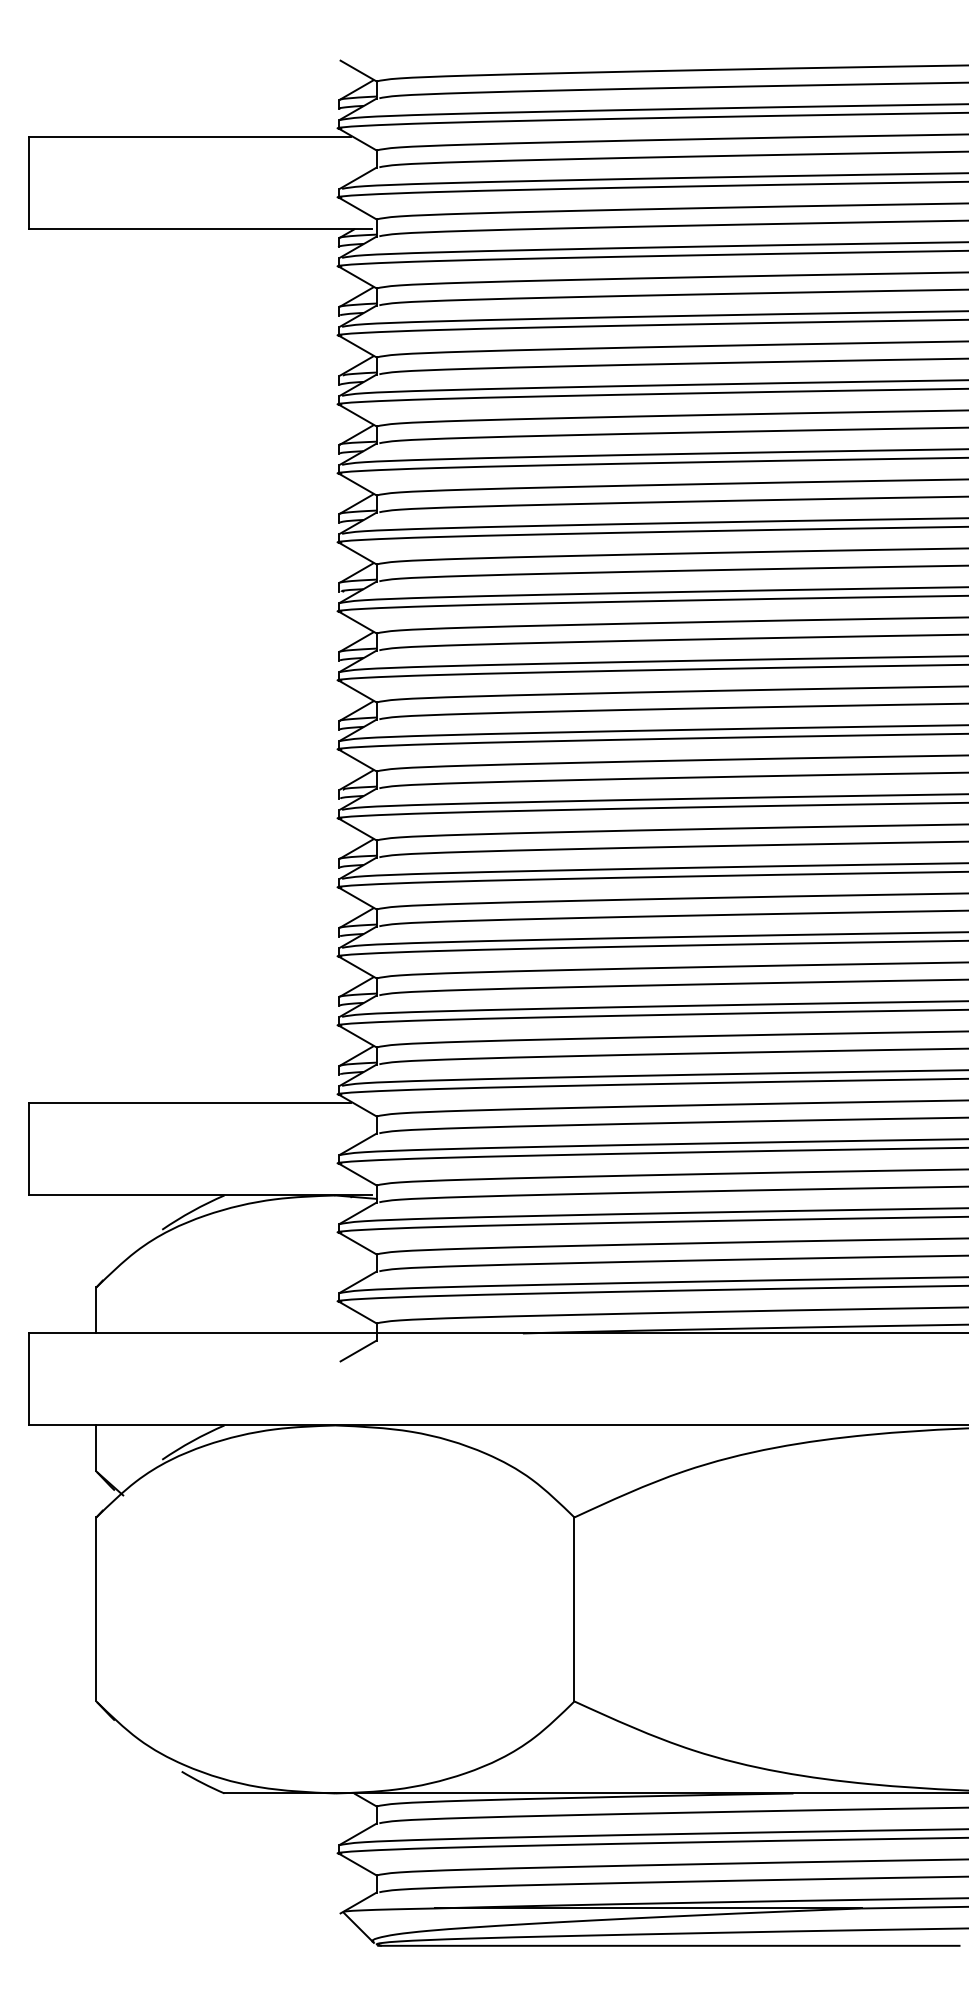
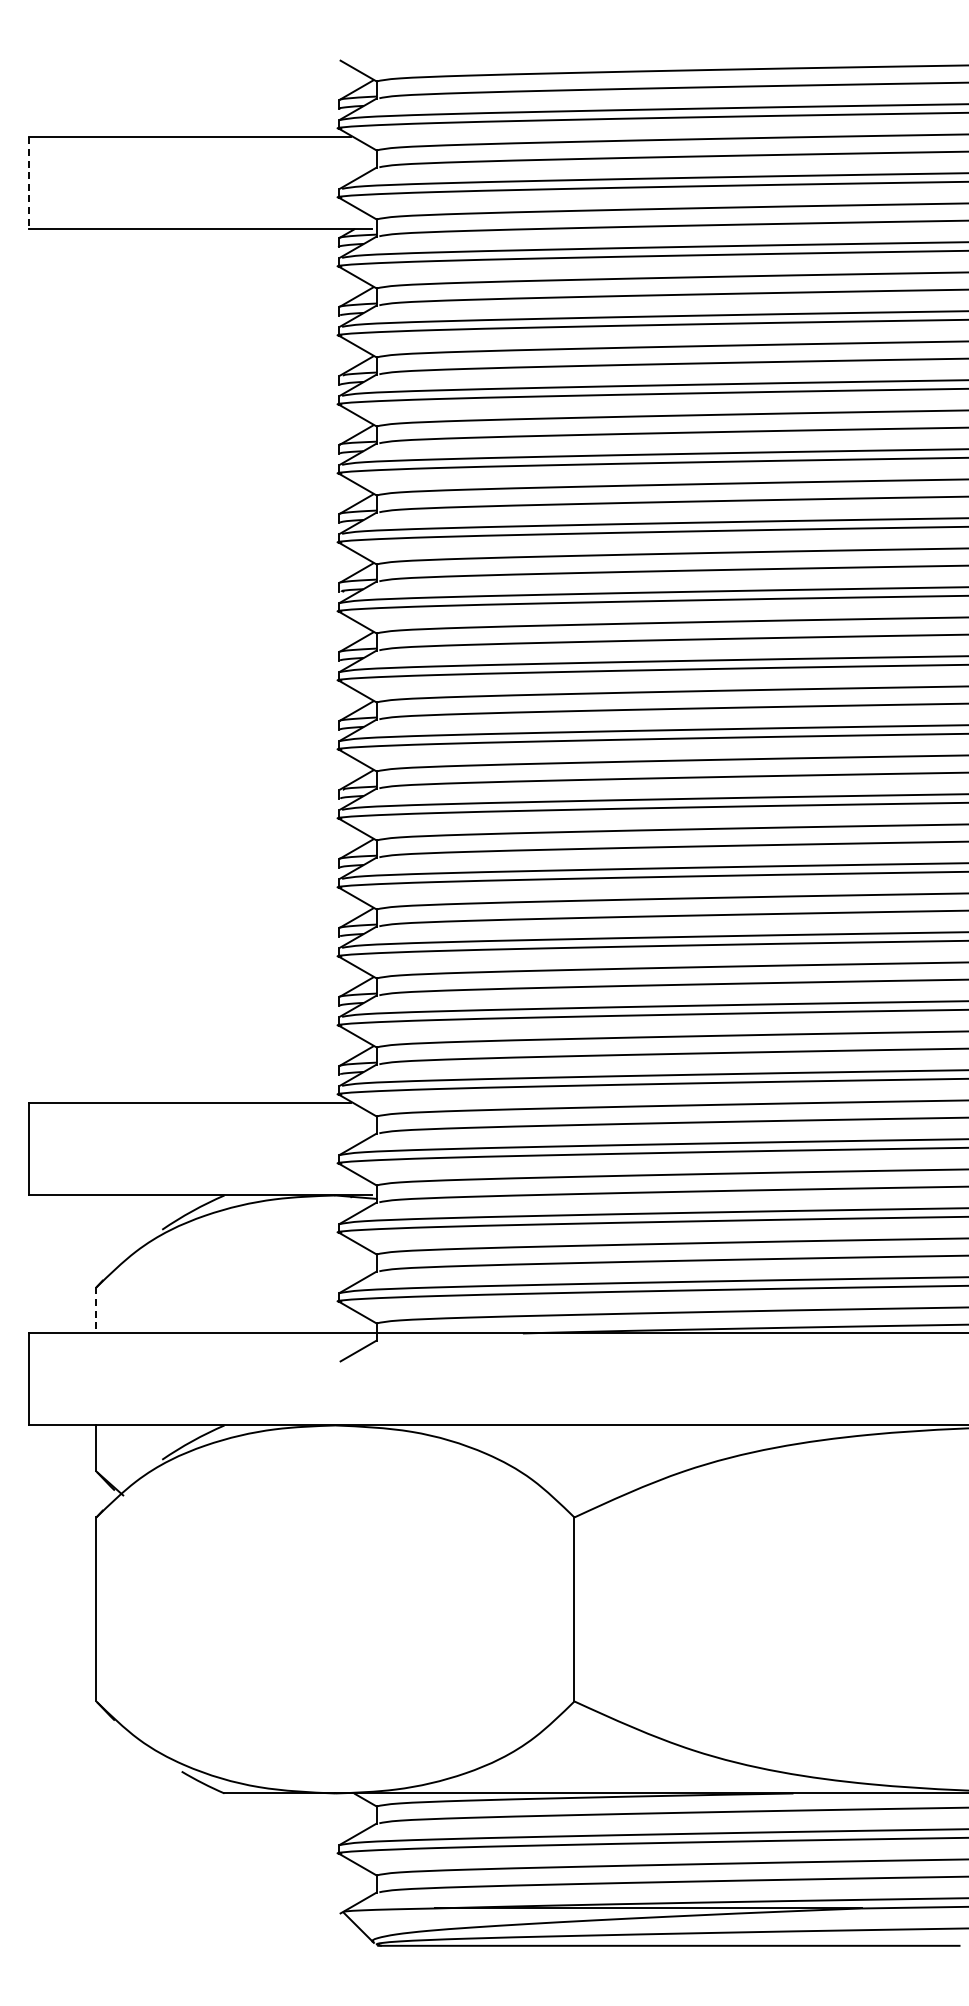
line: solid -> dashed (28, 183)
line: solid -> dashed (96, 1310)
